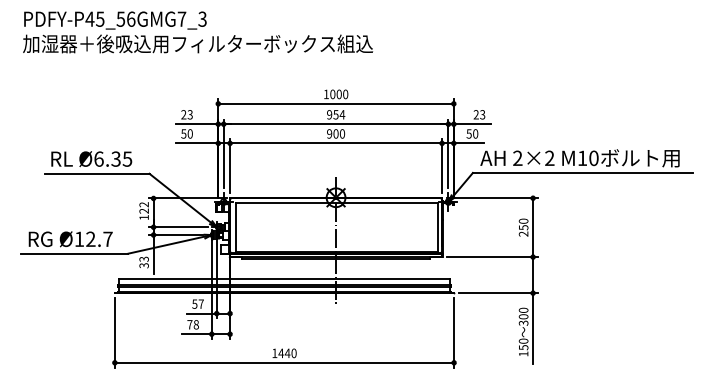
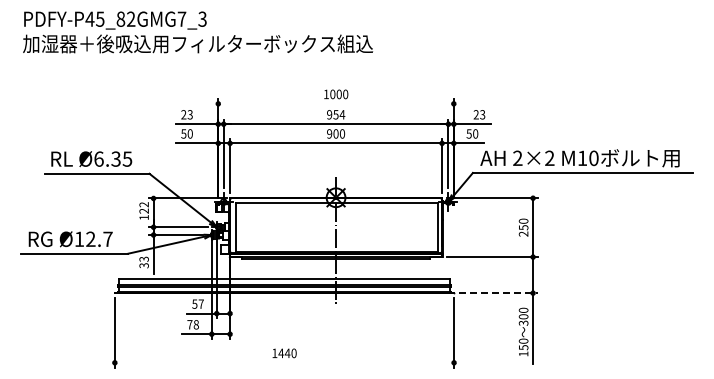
text: PDFY-P45_56GMG7_3 -> PDFY-P45_82GMG7_3 (125, 18)
line: present -> none (335, 103)
line: solid -> dashed (498, 293)
line: present -> none (284, 362)
